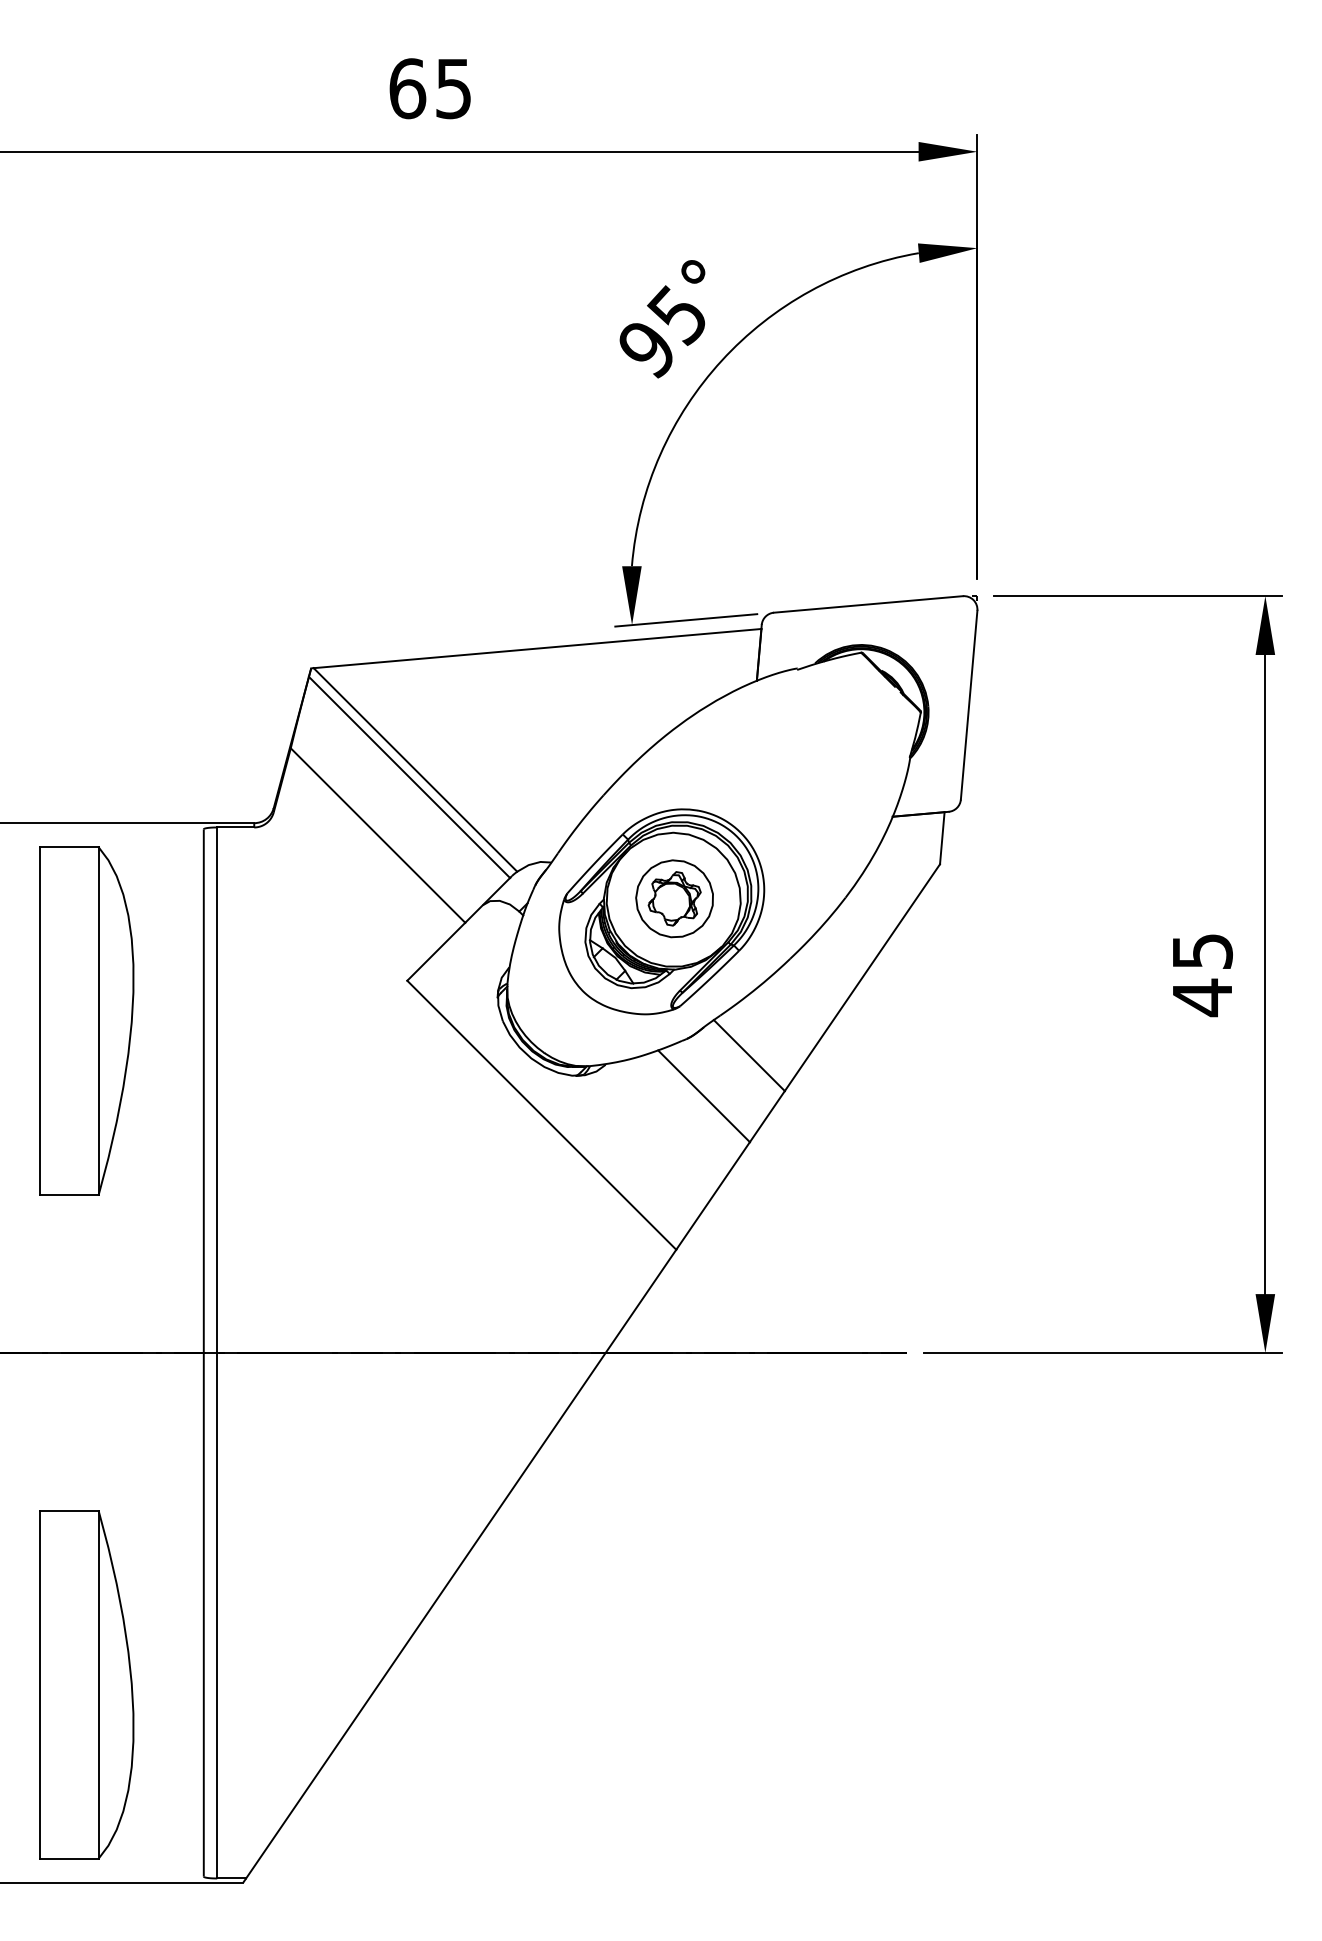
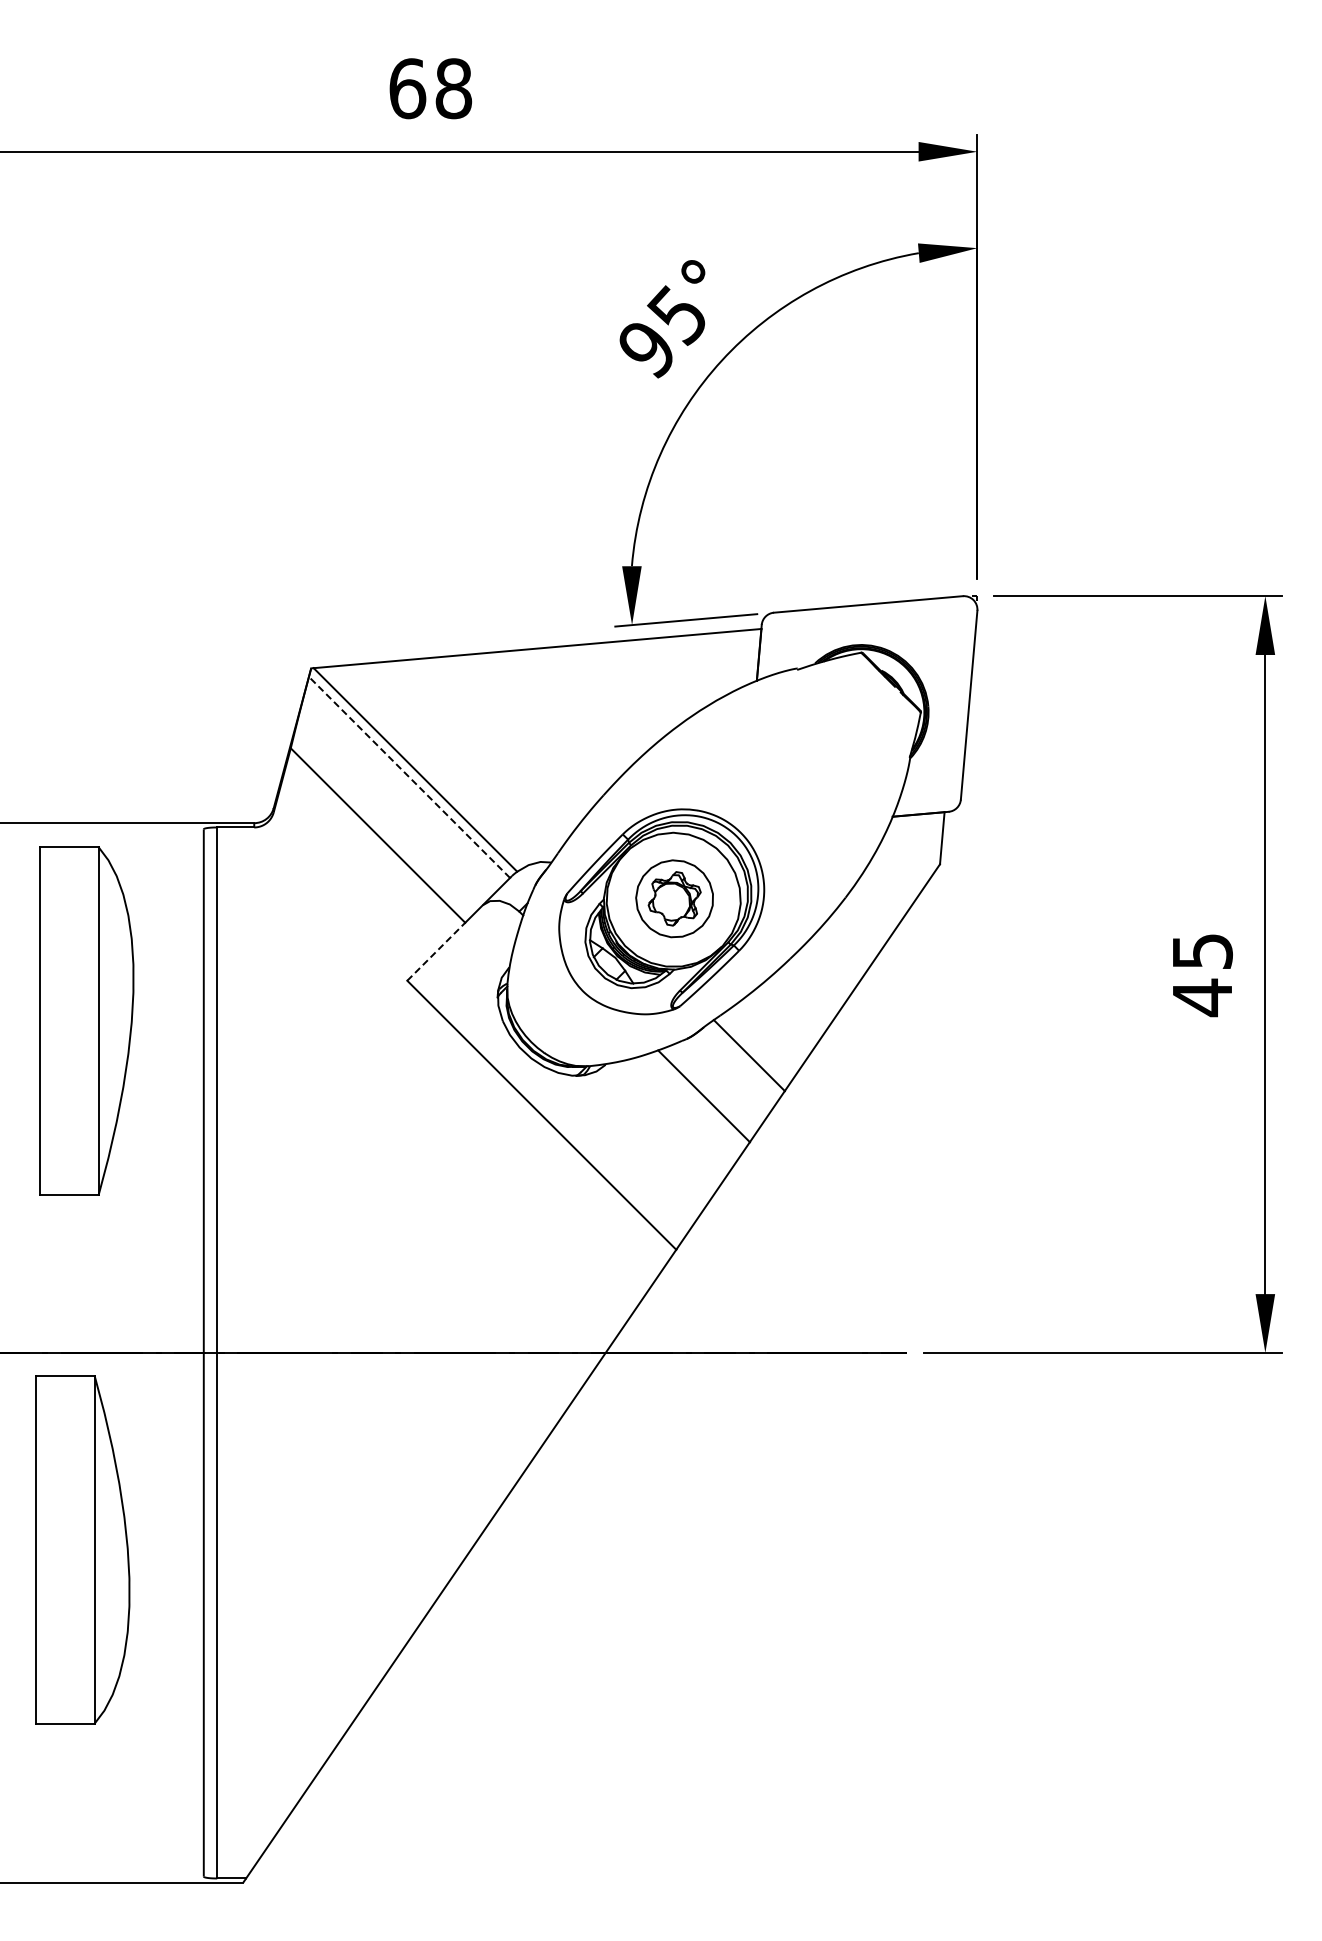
text: 65 -> 68 (453, 88)
line: solid -> dashed (409, 777)
line: solid -> dashed (436, 951)
part position: (86, 1684) -> (82, 1549) (82, 1549)
